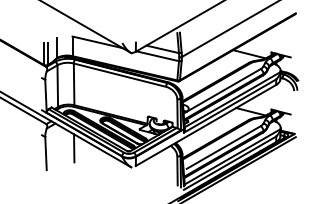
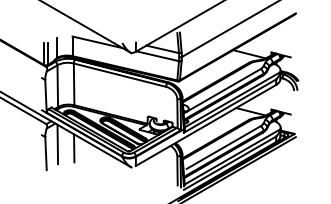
line: none -> present (57, 144)
